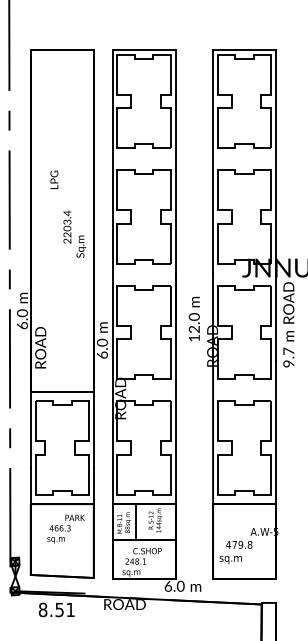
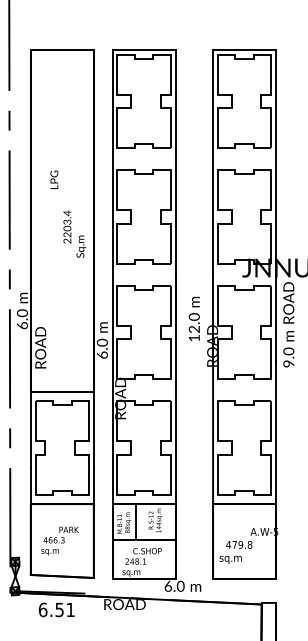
text: 9.7 -> 9.0 (288, 351)
text position: (65, 528) -> (59, 540) (59, 540)
text: 8.51 -> 6.51 (42, 609)
